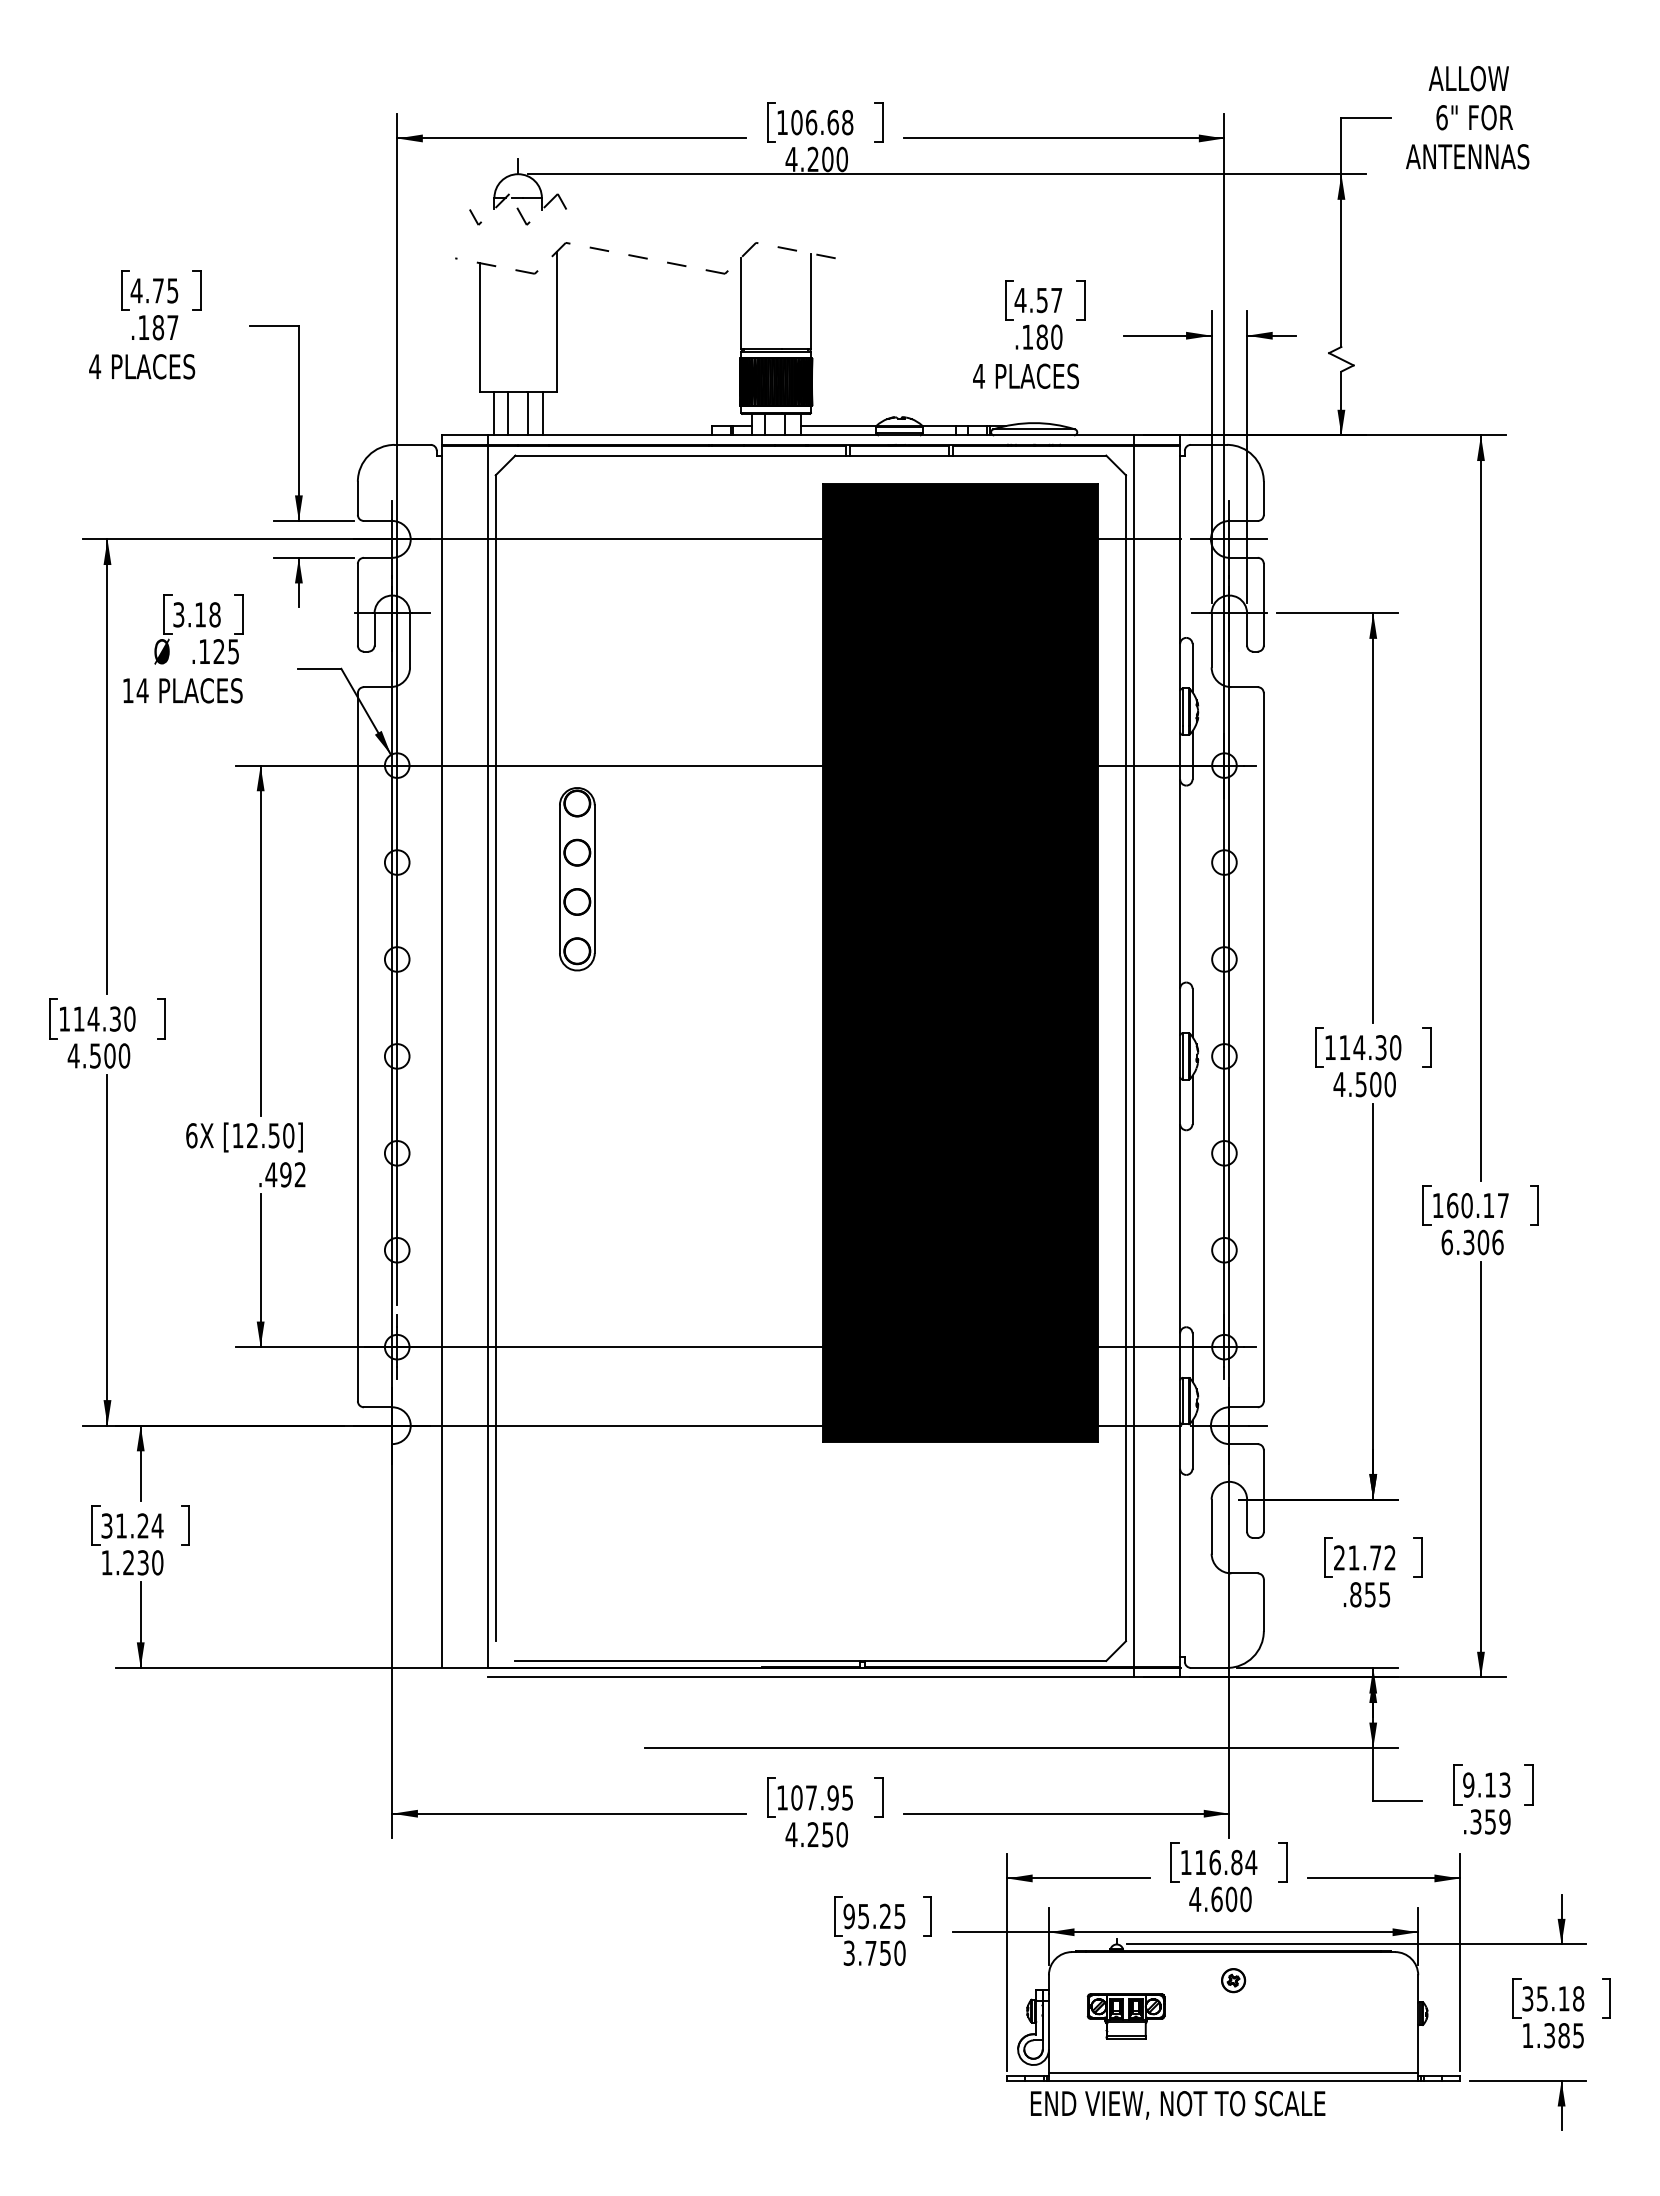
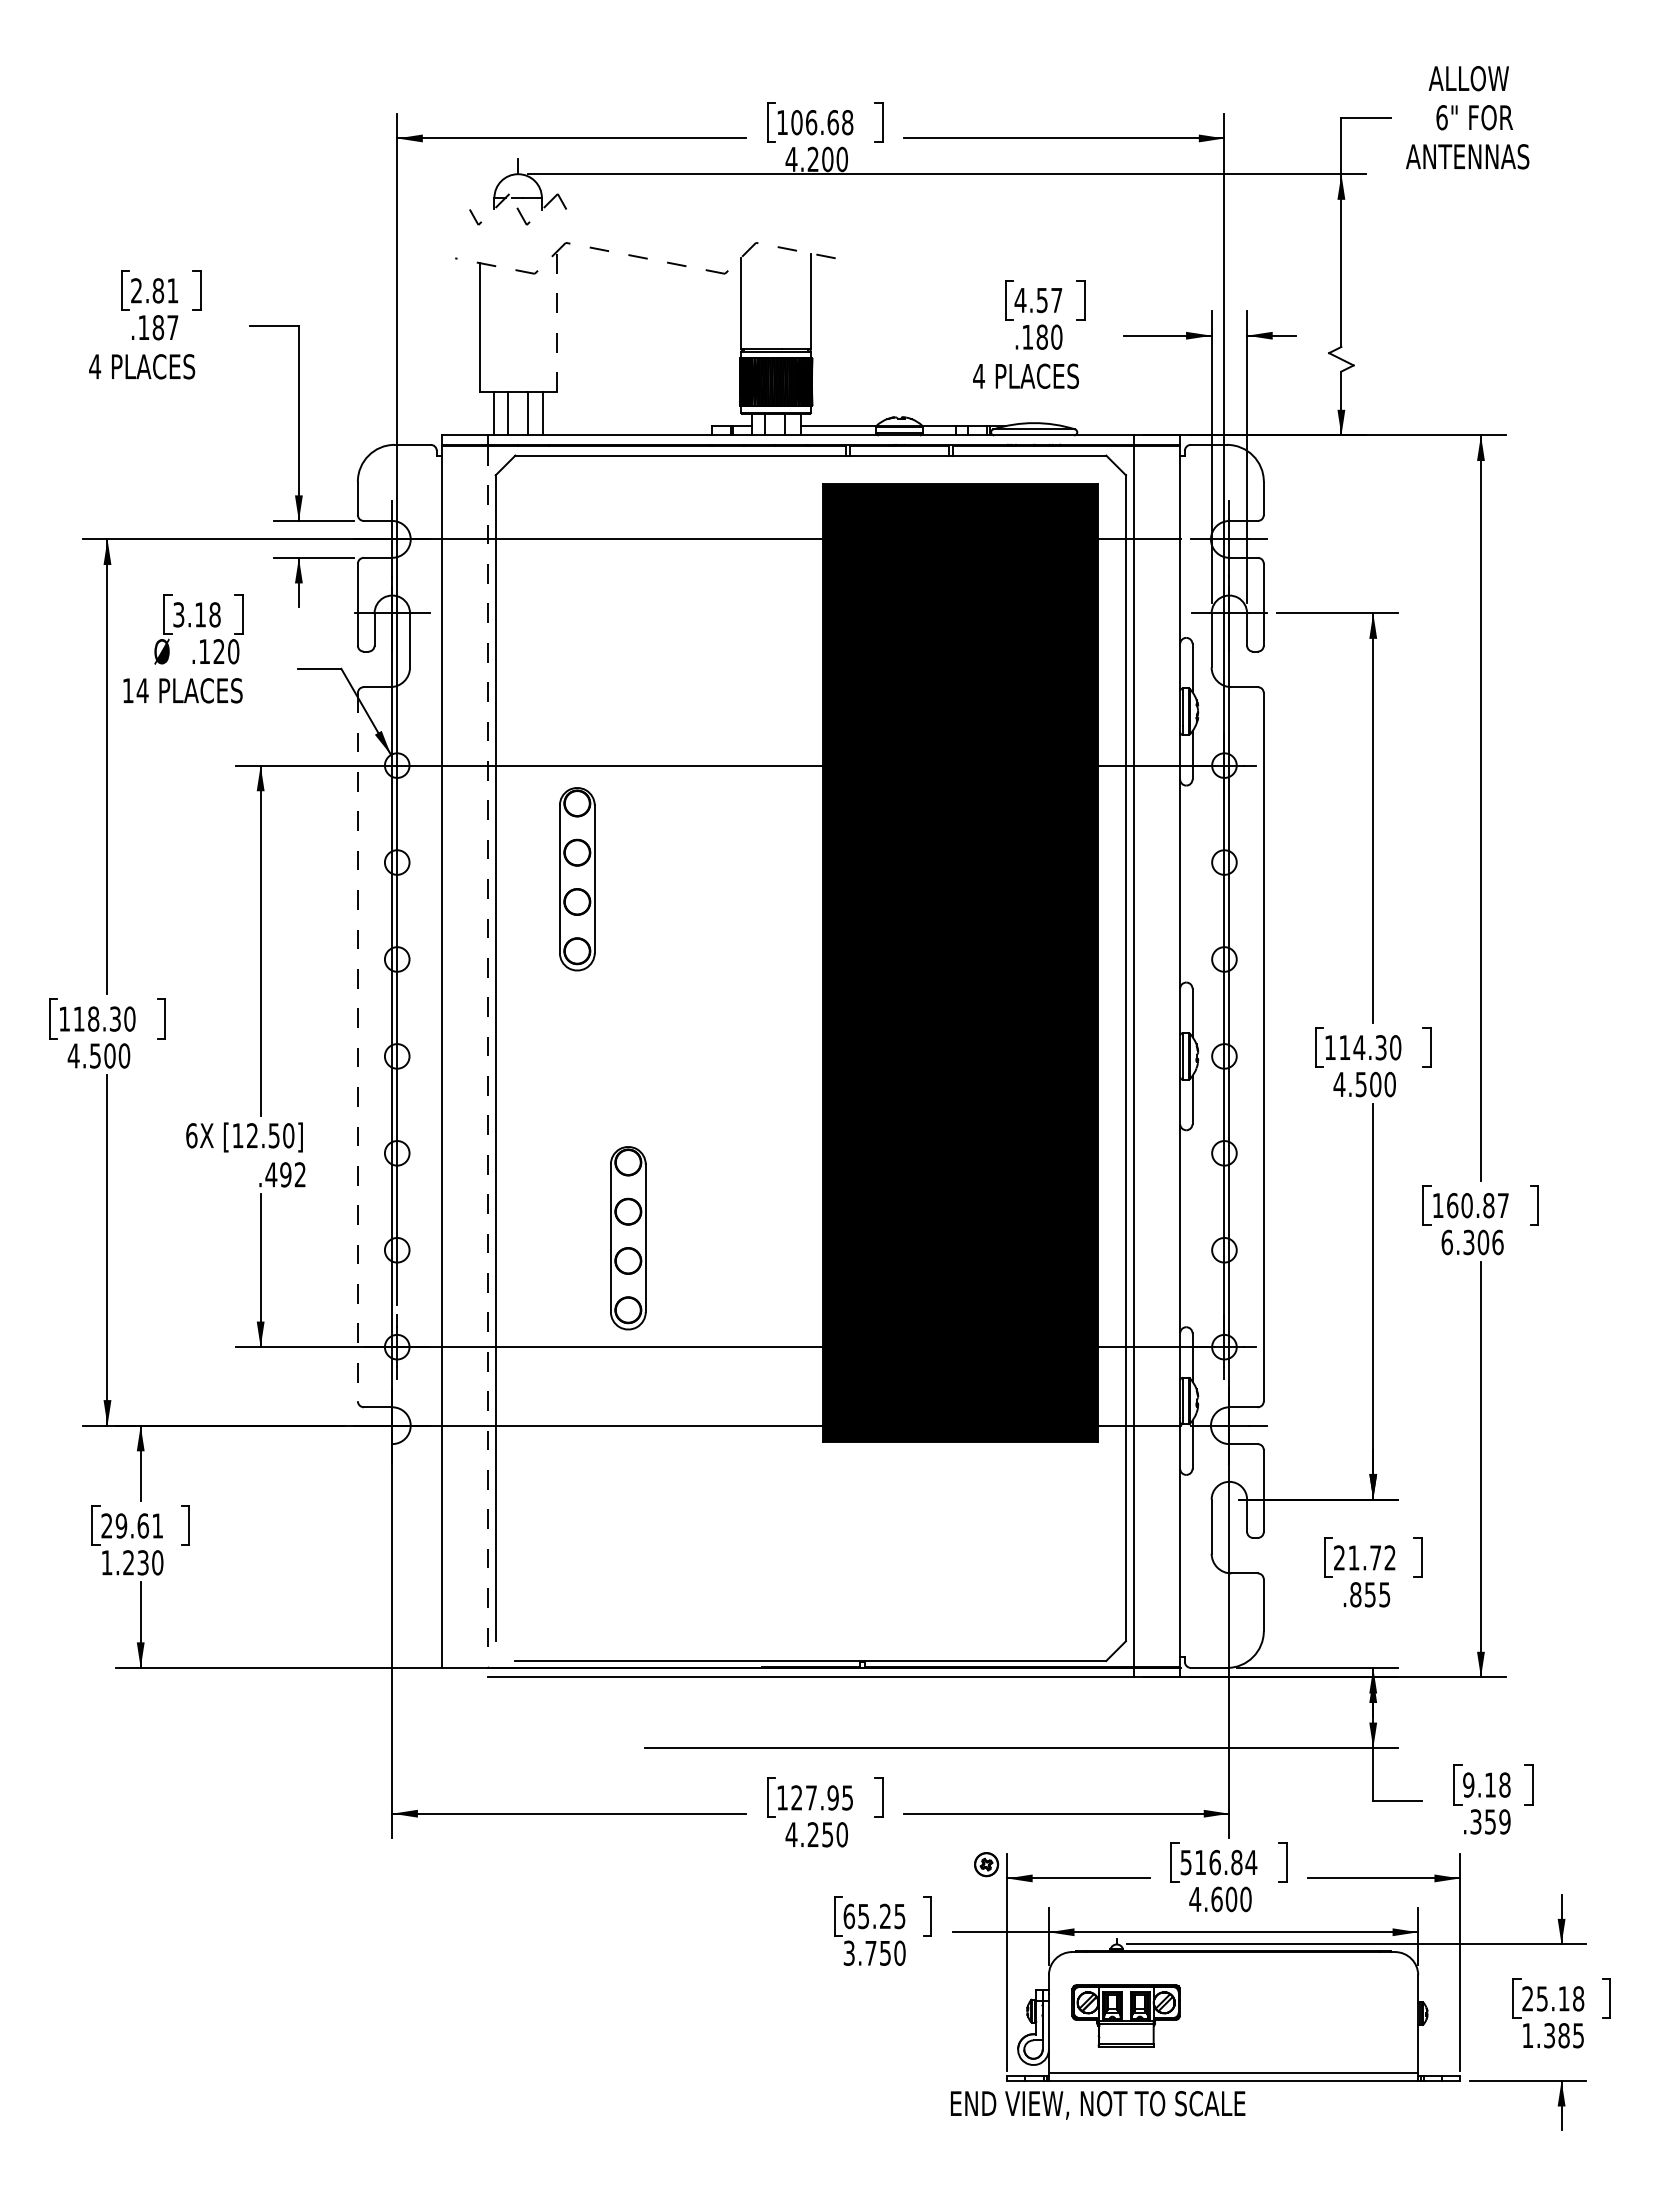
text: 4.75 -> 2.81 (154, 290)
line: solid -> dashed (556, 322)
text: .125 -> .120 (233, 651)
text: 114.30 -> 118.30 (93, 1018)
line: solid -> dashed (357, 1047)
line: solid -> dashed (487, 1056)
text: 160.17 -> 160.87 (1488, 1205)
part: none -> present (628, 1238)
text: 31.24 -> 29.61 (132, 1525)
text: 9.13 -> 9.18 (1504, 1784)
text: 107.95 -> 127.95 (796, 1797)
text: 116.84 -> 516.84 (1185, 1862)
text: 95.25 -> 65.25 (849, 1916)
part position: (1233, 1980) -> (986, 1864) (986, 1864)
text: 35.18 -> 25.18 (1527, 1998)
part size: 80x47 px -> 110x64 px (1125, 2015)
text position: (1178, 2105) -> (1098, 2105) (1098, 2105)
